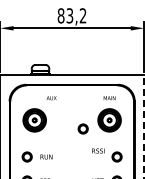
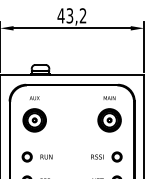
text: 83,2 -> 43,2 (60, 15)
text position: (51, 98) -> (34, 98) (34, 98)
line: dashed -> solid (144, 126)
part: present -> none (82, 128)
text position: (98, 150) -> (97, 156) (97, 156)
